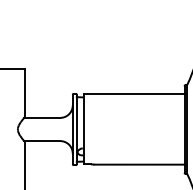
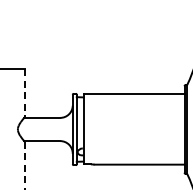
line: solid -> dashed (24, 93)
line: solid -> dashed (24, 165)
